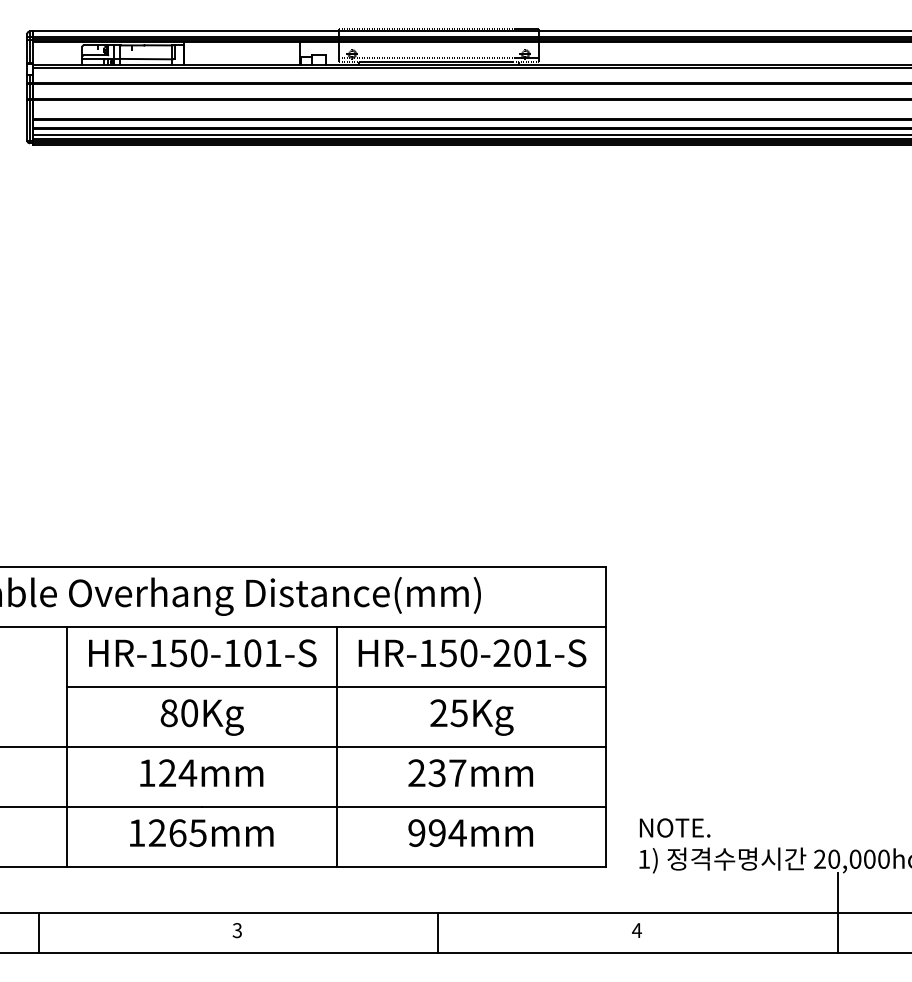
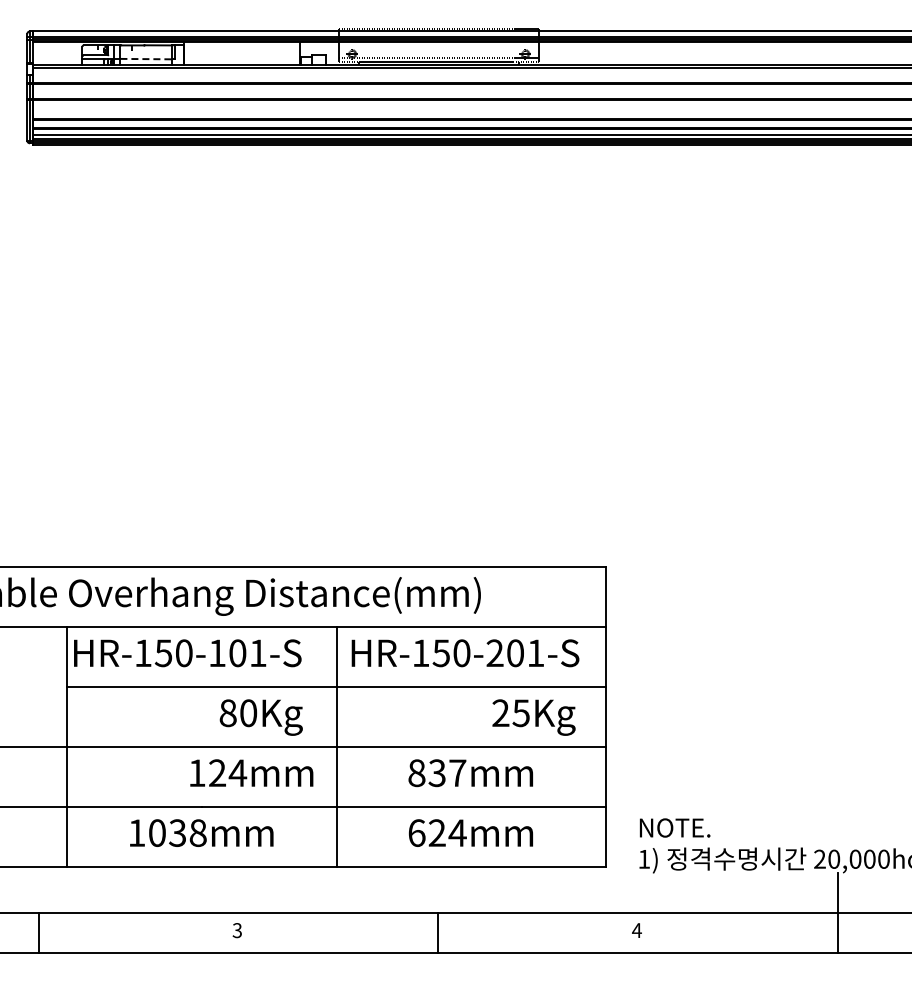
line: solid -> dashed (146, 59)
text position: (202, 653) -> (187, 653) (187, 653)
text position: (472, 653) -> (465, 653) (465, 653)
text position: (201, 717) -> (260, 717) (260, 717)
text position: (471, 717) -> (533, 717) (533, 717)
text position: (201, 772) -> (251, 772) (251, 772)
text: 237mm -> 837mm (416, 773)
text: 1265mm -> 1038mm (177, 833)
text: 994mm -> 624mm (426, 833)
